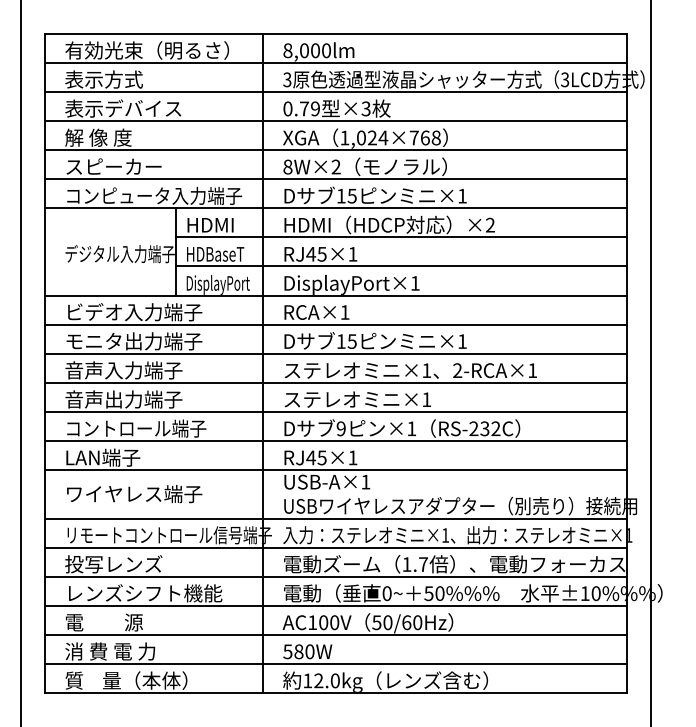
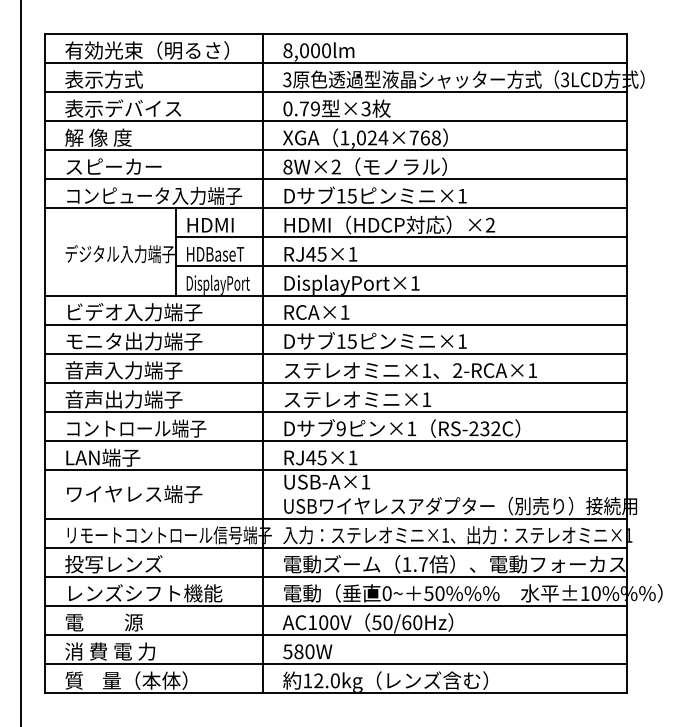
line: present -> none (650, 362)
